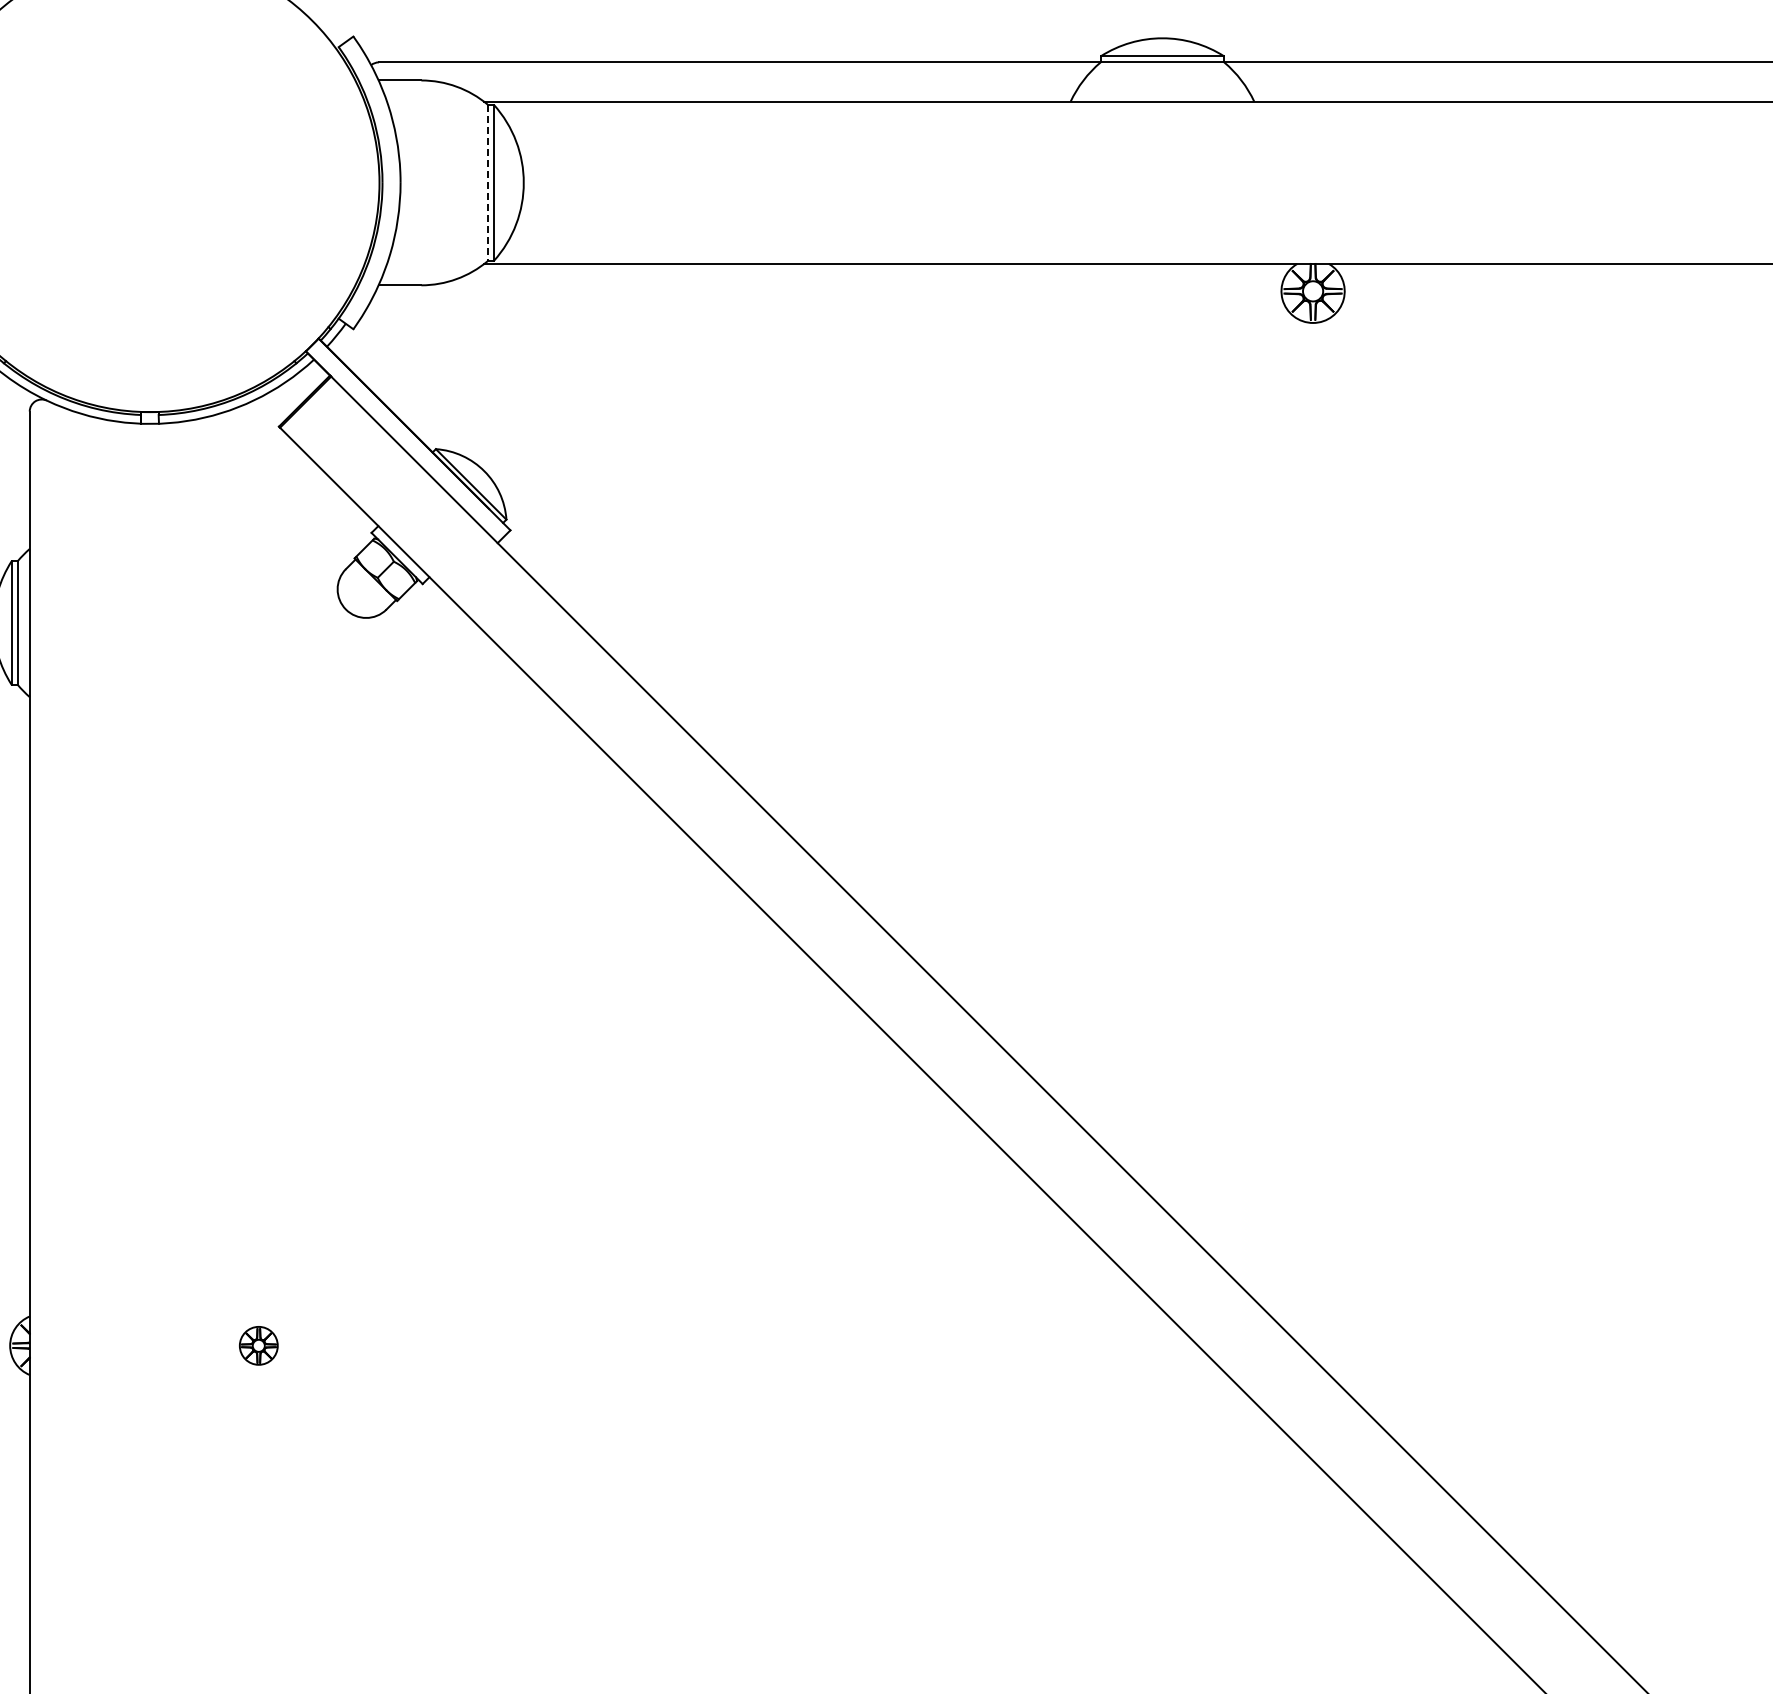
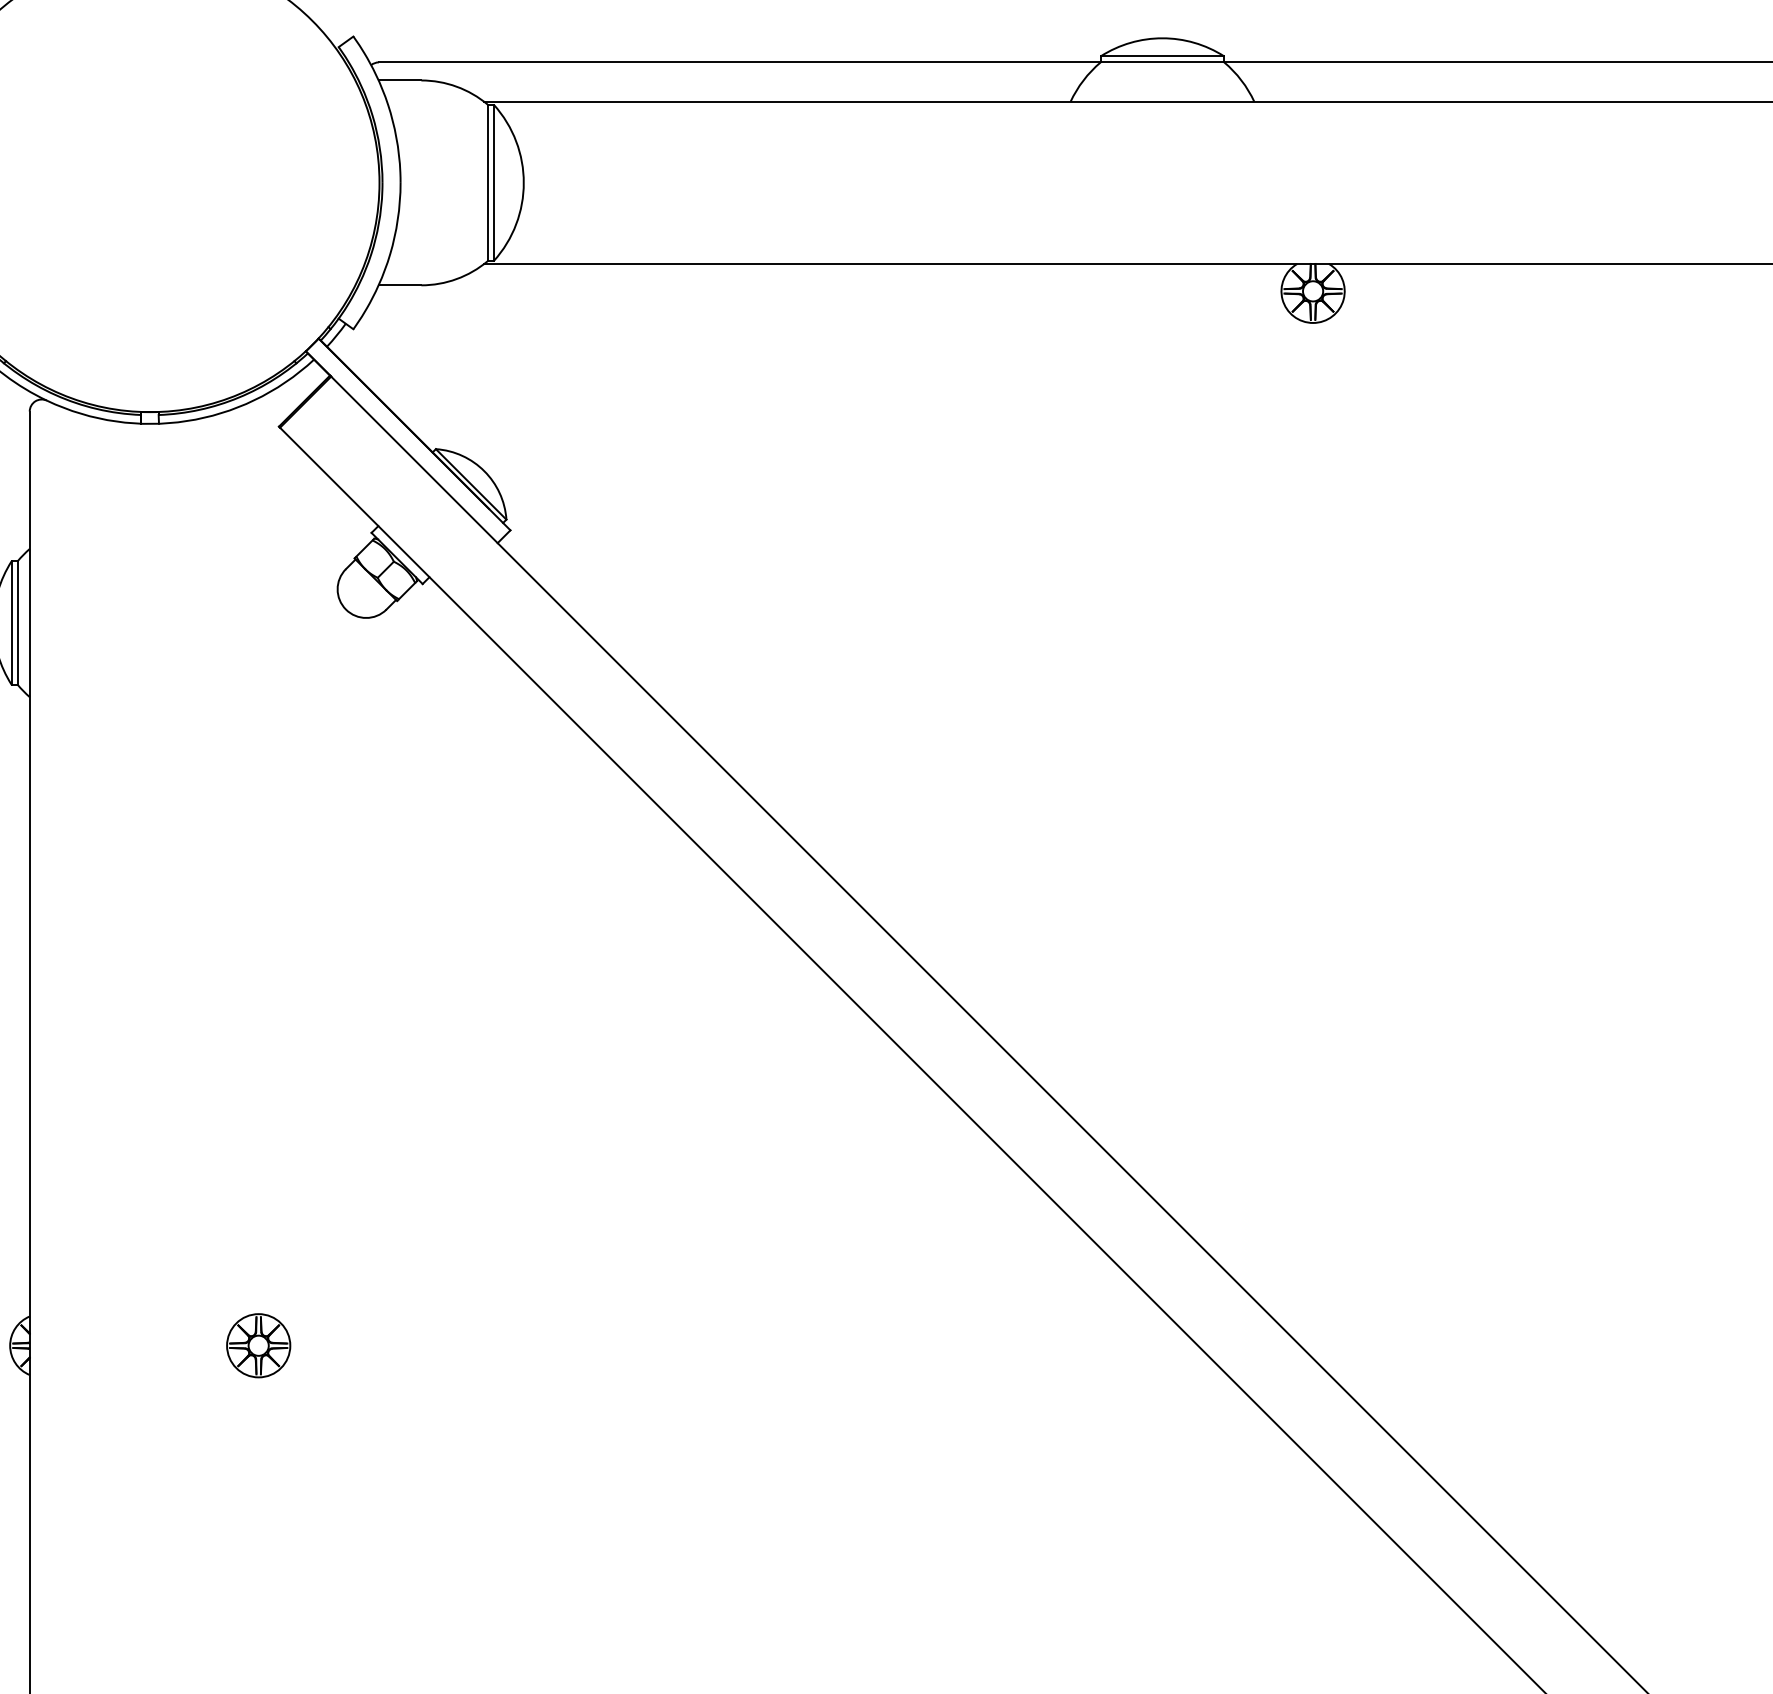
line: dashed -> solid (487, 183)
part size: 40x40 px -> 66x66 px (258, 1345)
